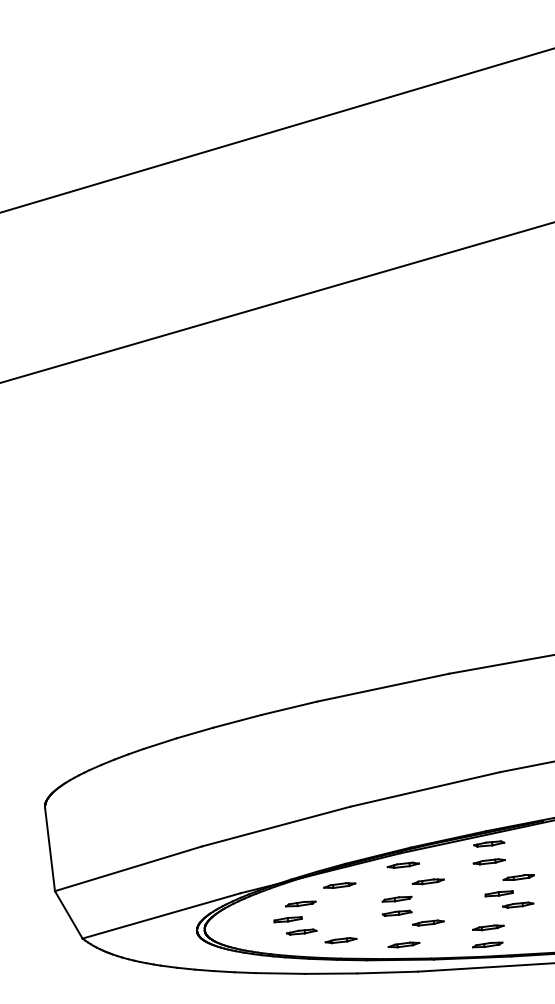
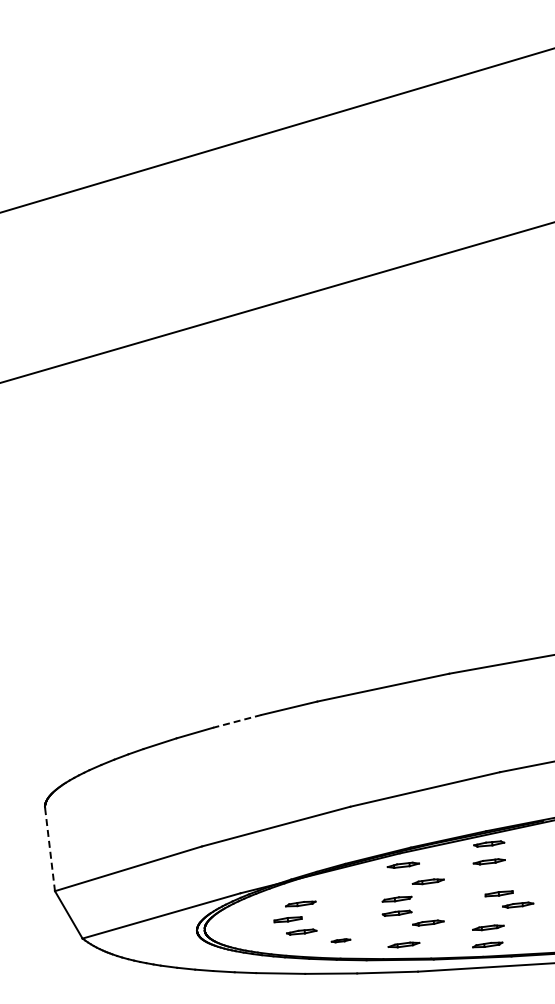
line: solid -> dashed (236, 721)
line: solid -> dashed (50, 849)
part: present -> none (518, 877)
part: present -> none (339, 885)
part size: 34x8 px -> 22x6 px (340, 940)
